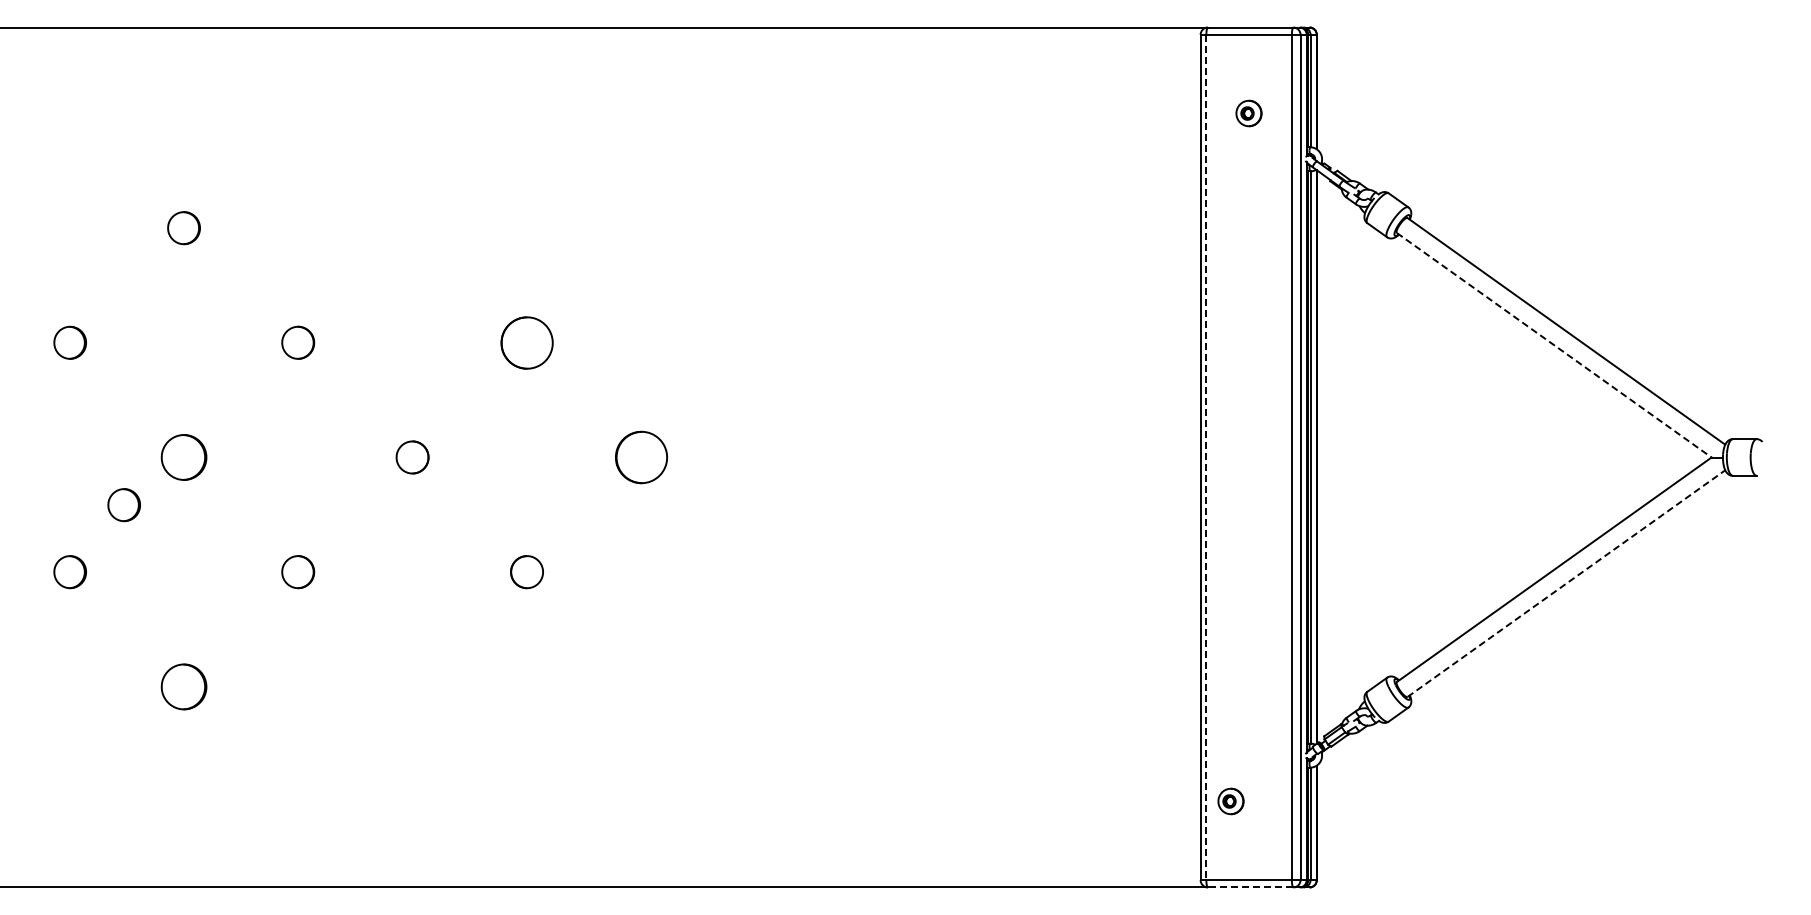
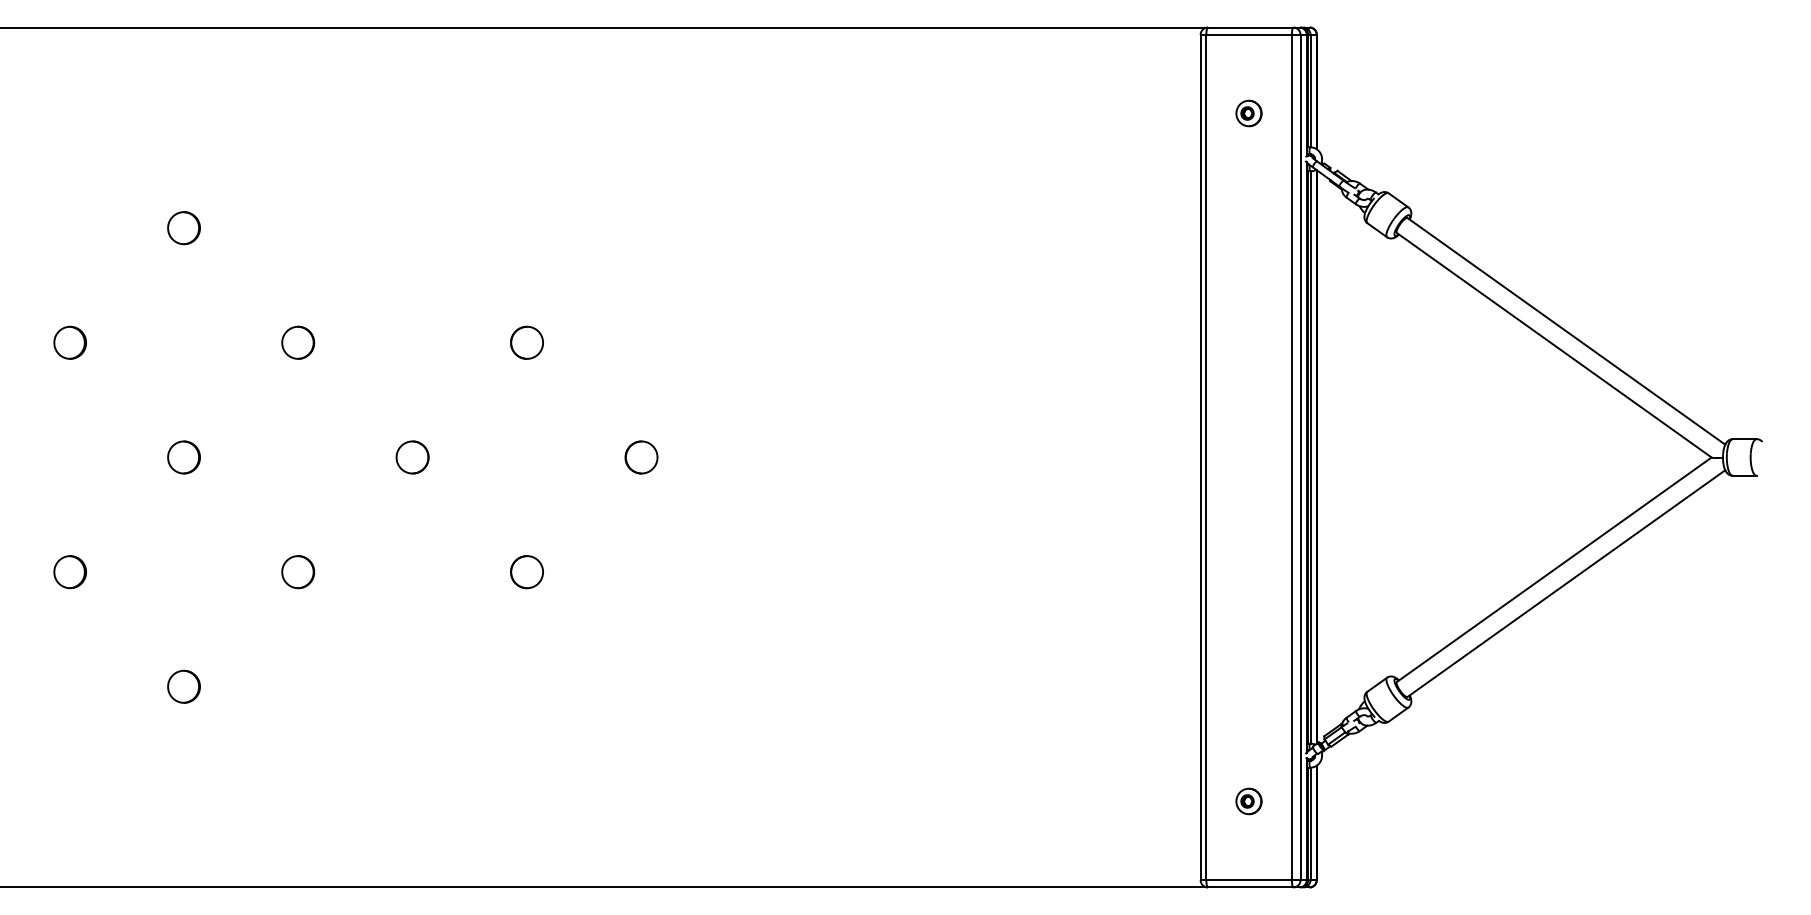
part size: 54x54 px -> 34x35 px (526, 342)
line: dashed -> solid (1554, 345)
part size: 48x47 px -> 34x35 px (183, 457)
part size: 53x55 px -> 35x35 px (641, 457)
line: dashed -> solid (1206, 457)
part: present -> none (123, 505)
line: dashed -> solid (1566, 583)
part size: 48x48 px -> 34x35 px (183, 686)
part position: (1230, 801) -> (1248, 801) (1248, 801)
line: dashed -> solid (1250, 887)
